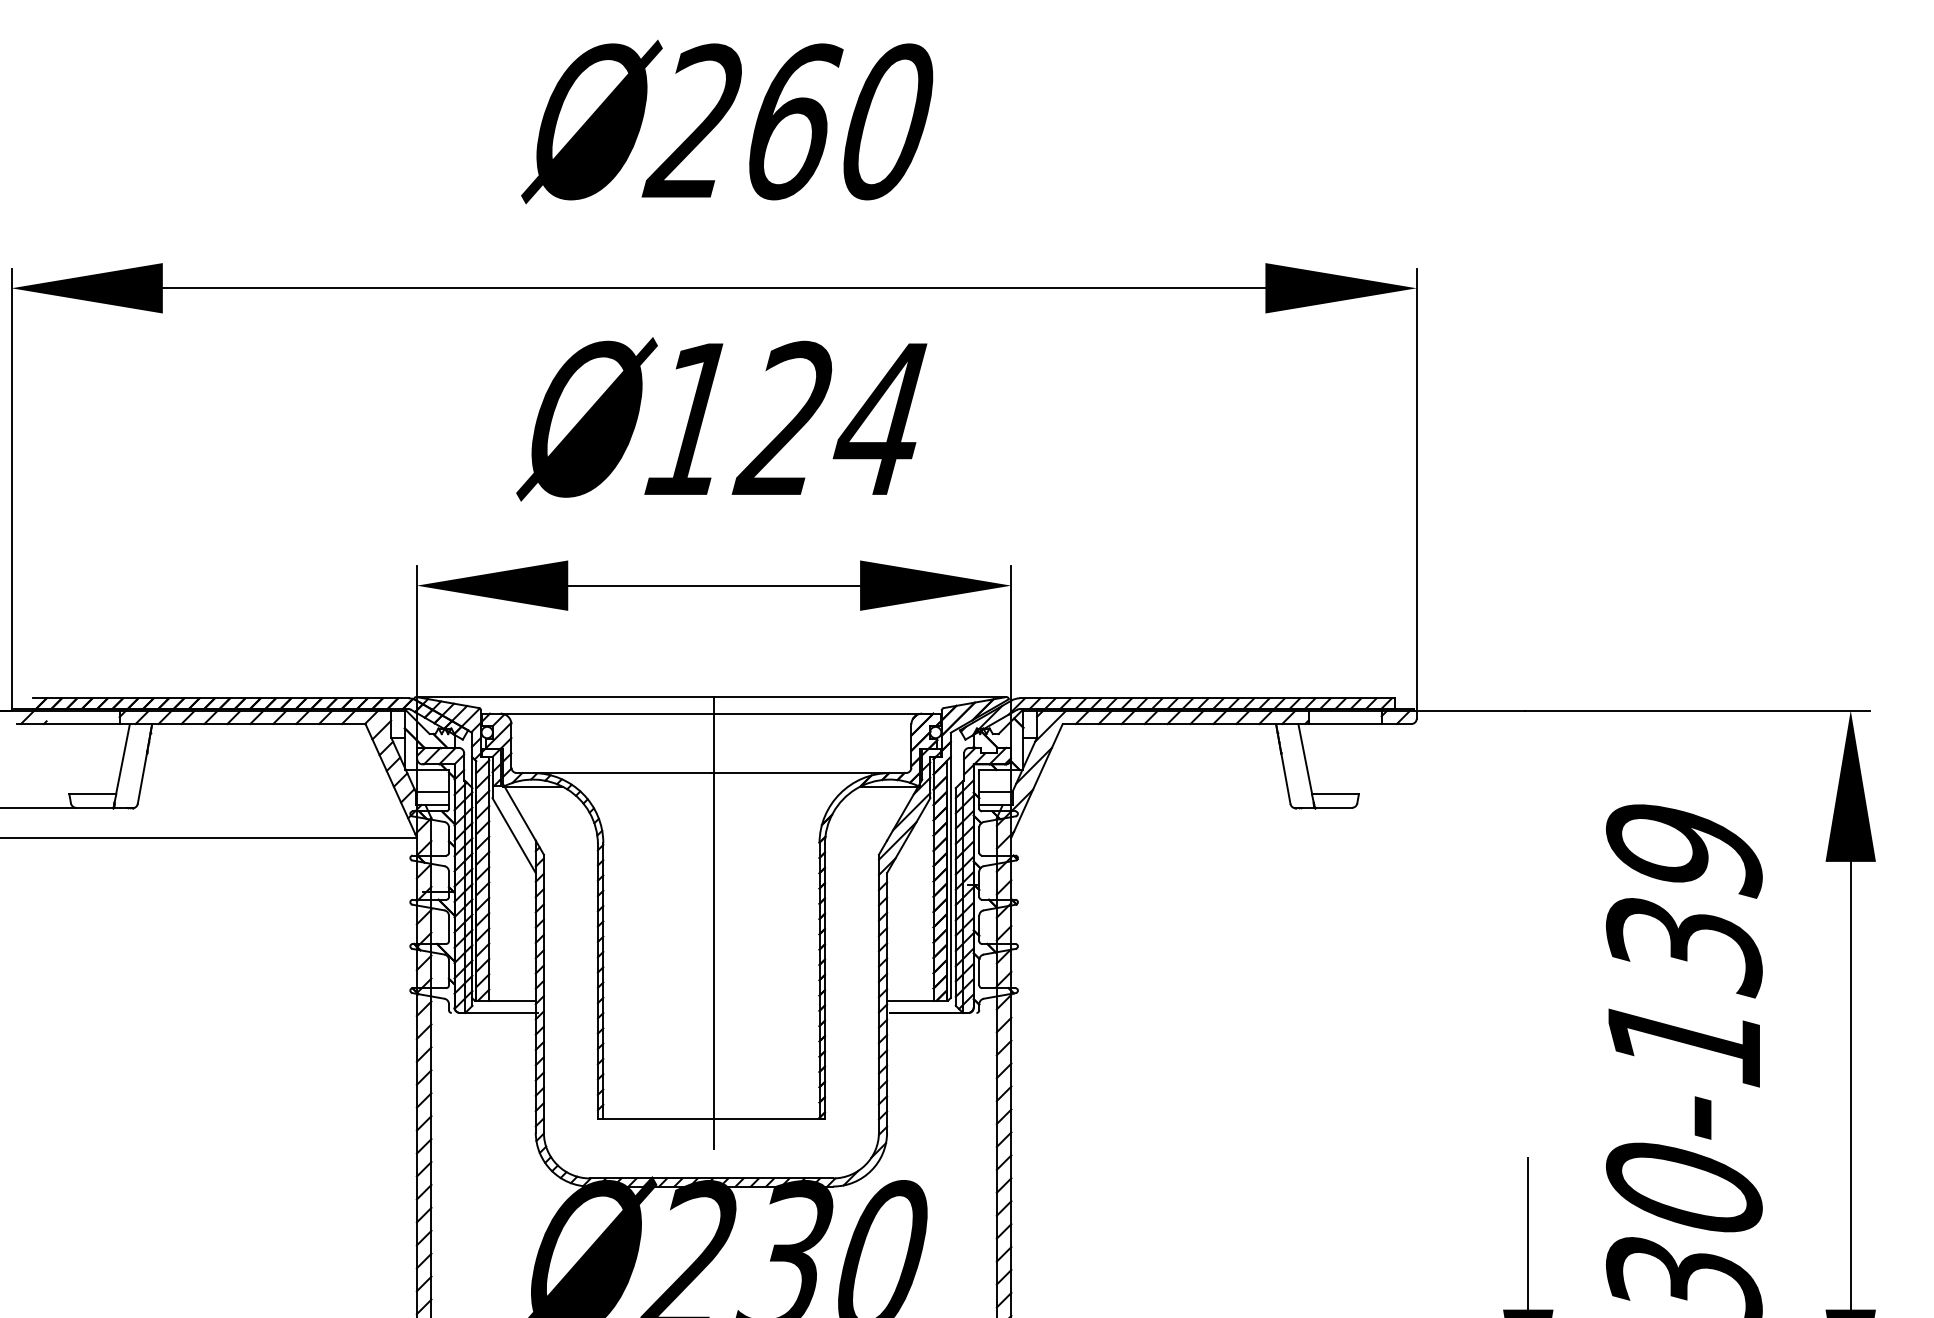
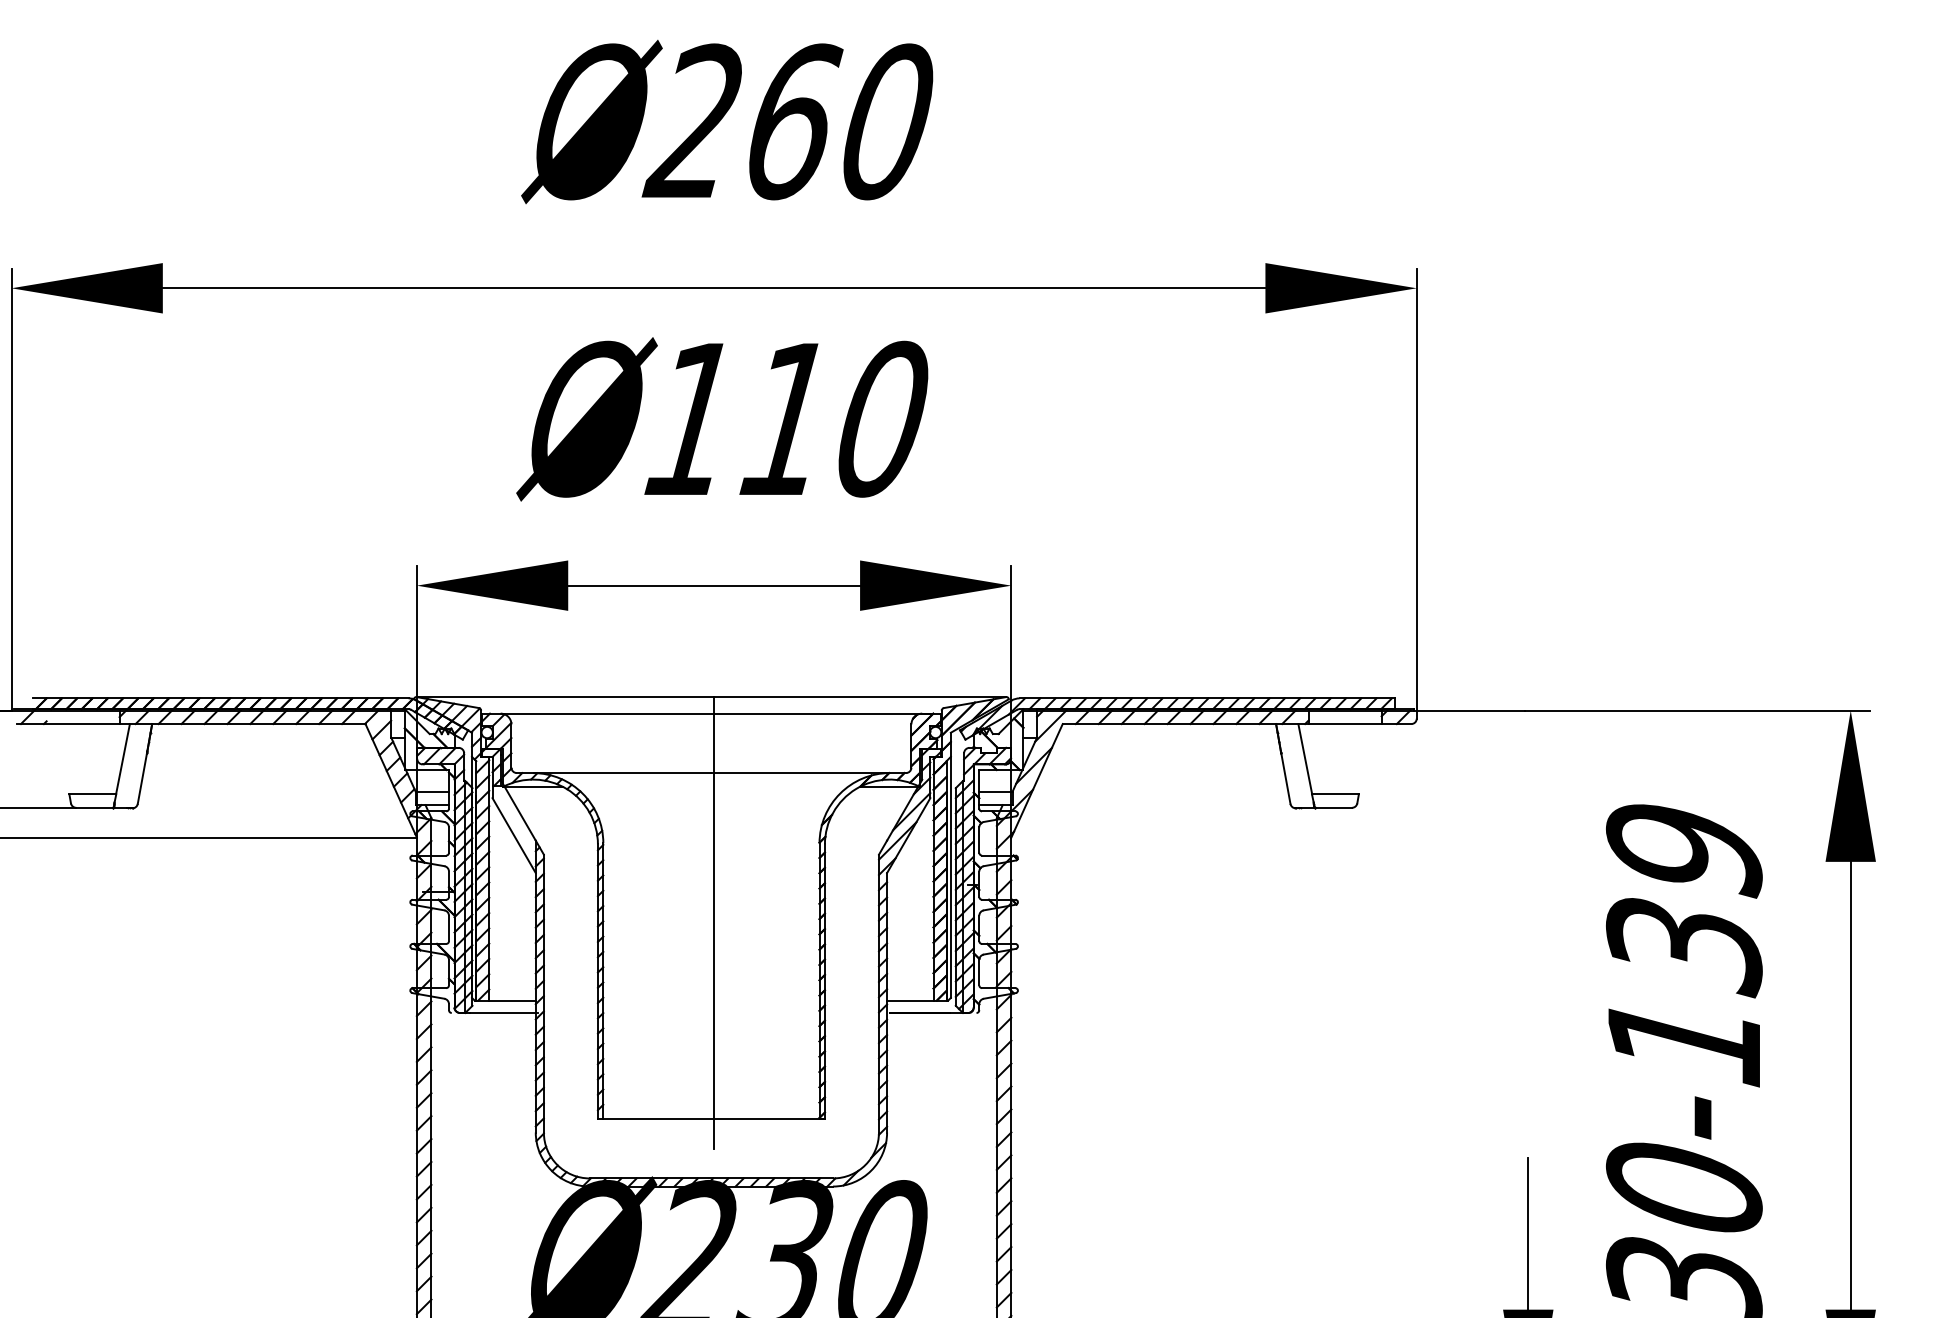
text: 124 -> 110 (829, 418)
